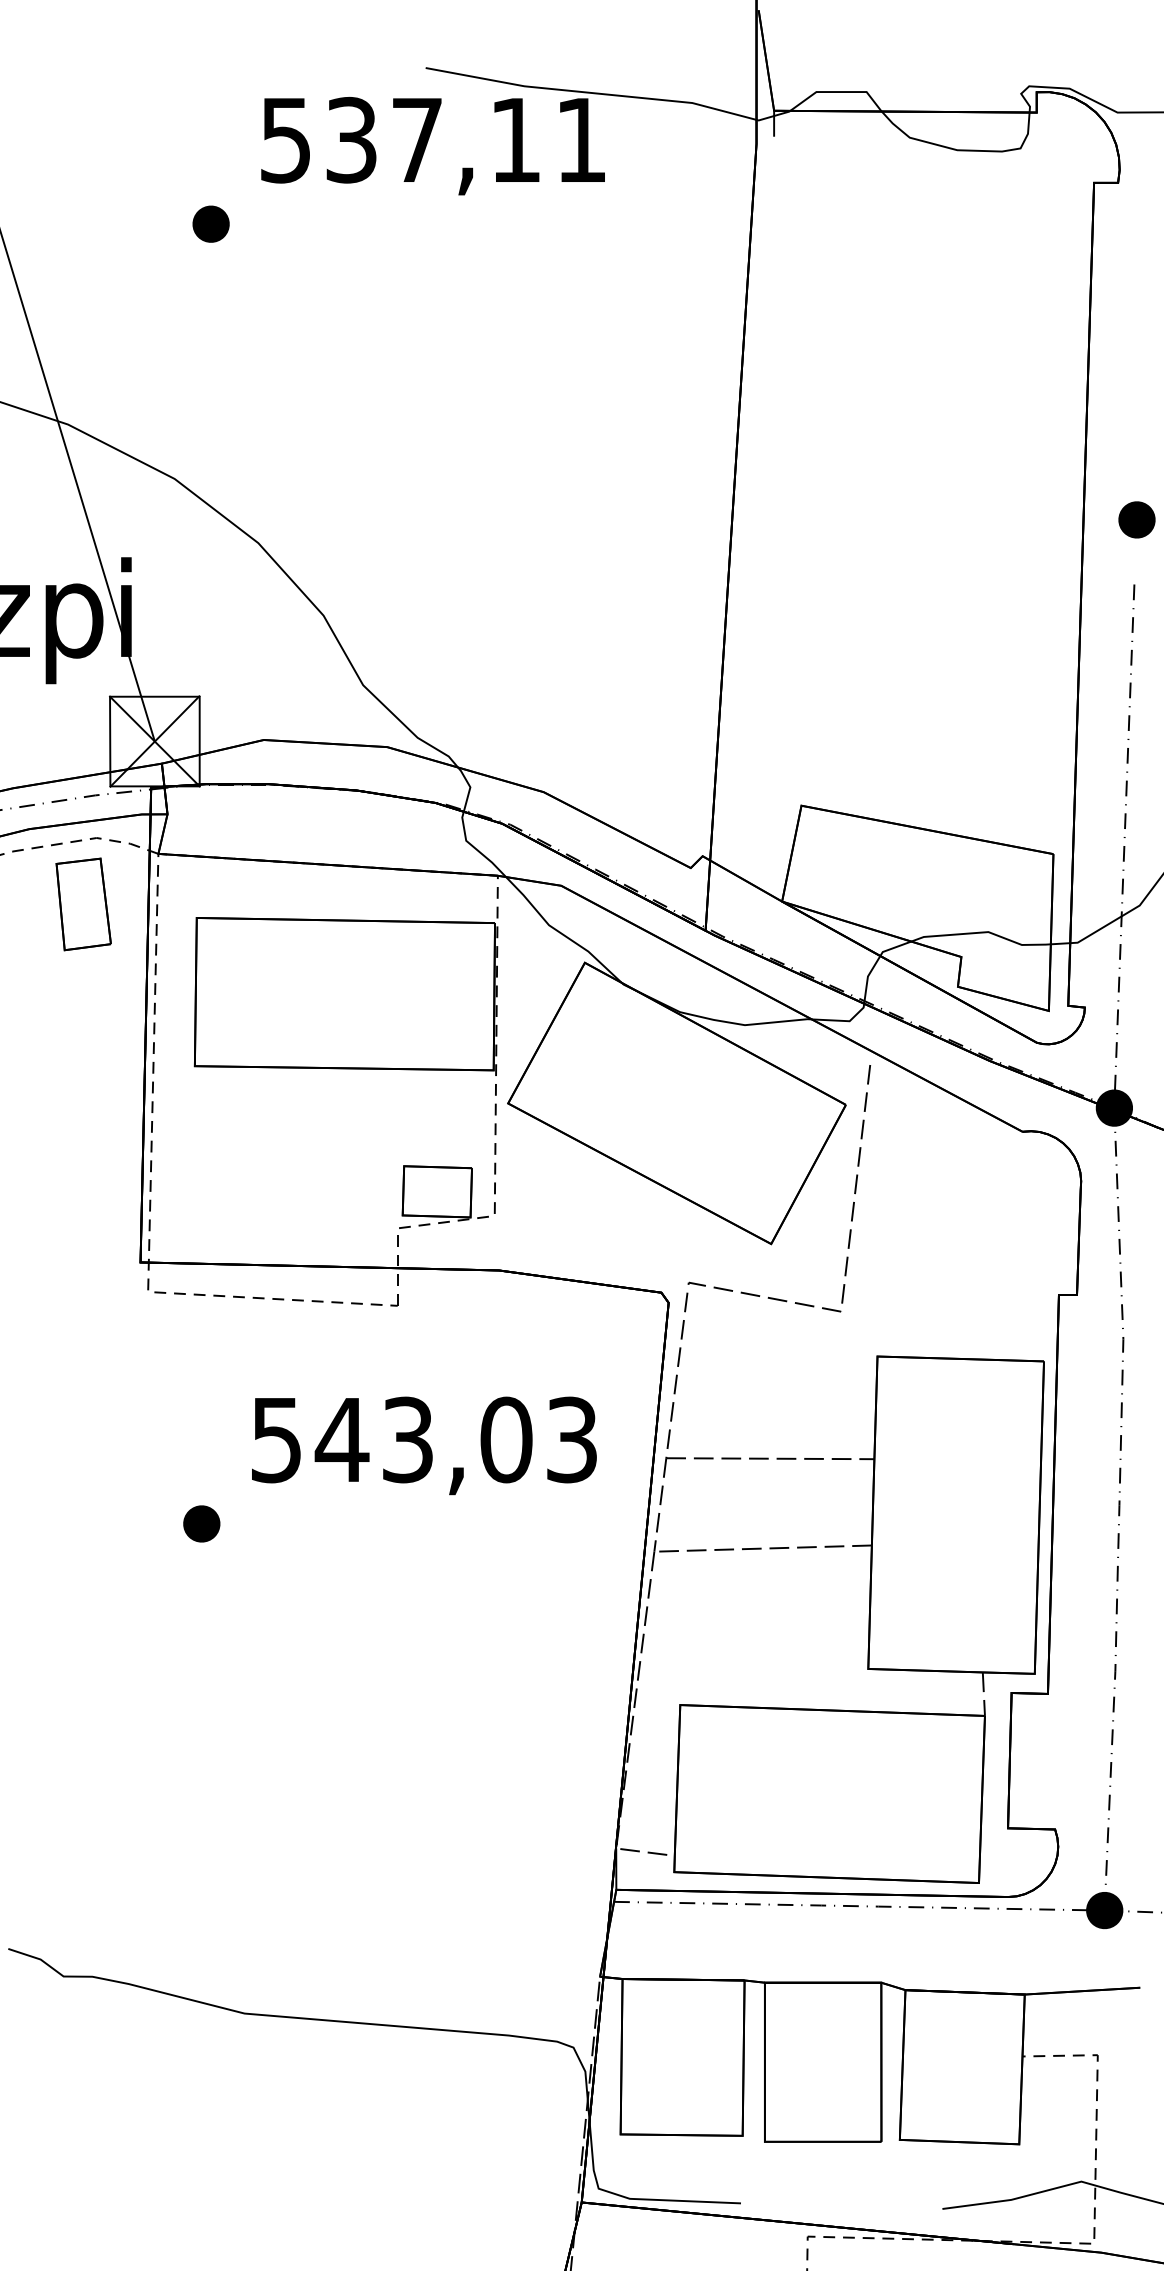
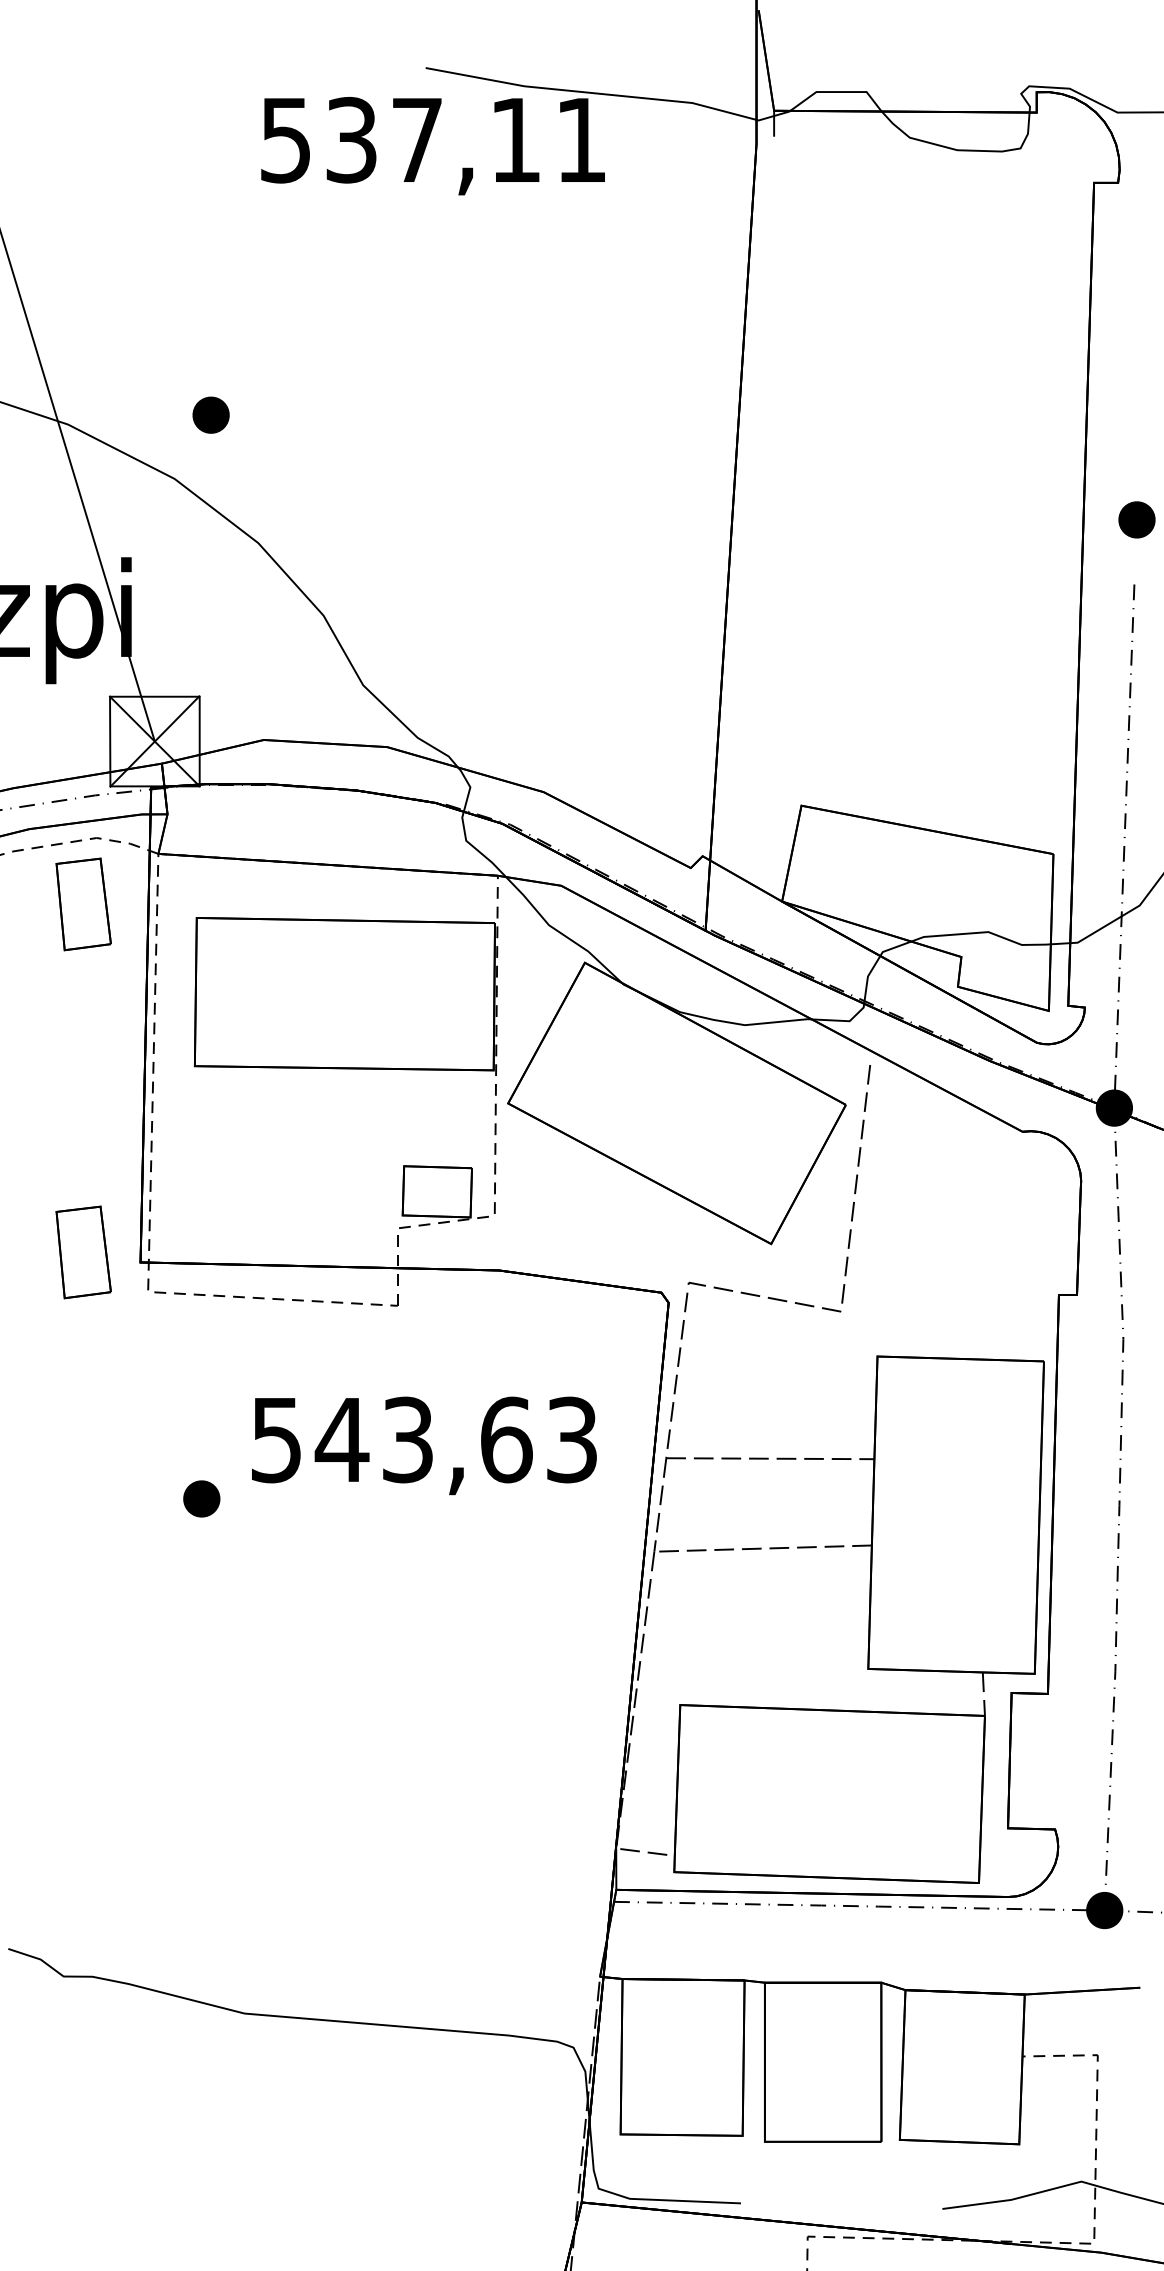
part position: (210, 223) -> (210, 414) (210, 414)
part: none -> present (83, 1252)
text: 543,03 -> 543,63 (506, 1439)
part position: (201, 1523) -> (201, 1498) (201, 1498)
